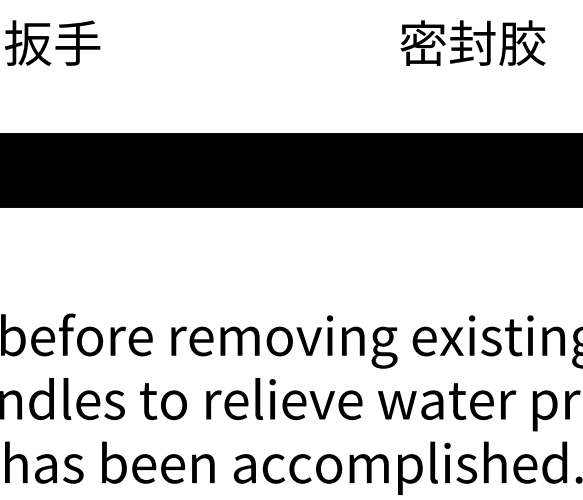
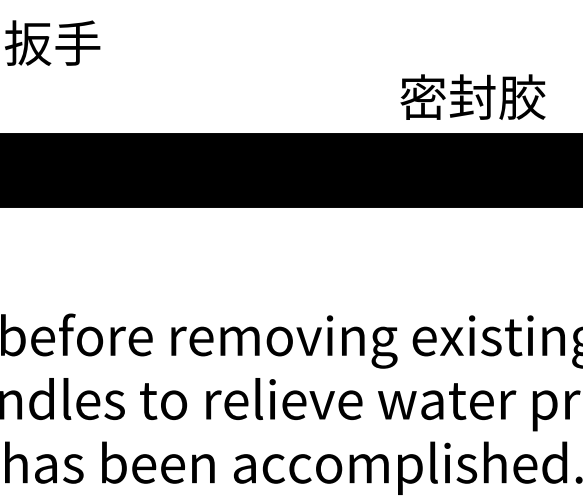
text position: (472, 42) -> (472, 96) (472, 96)
